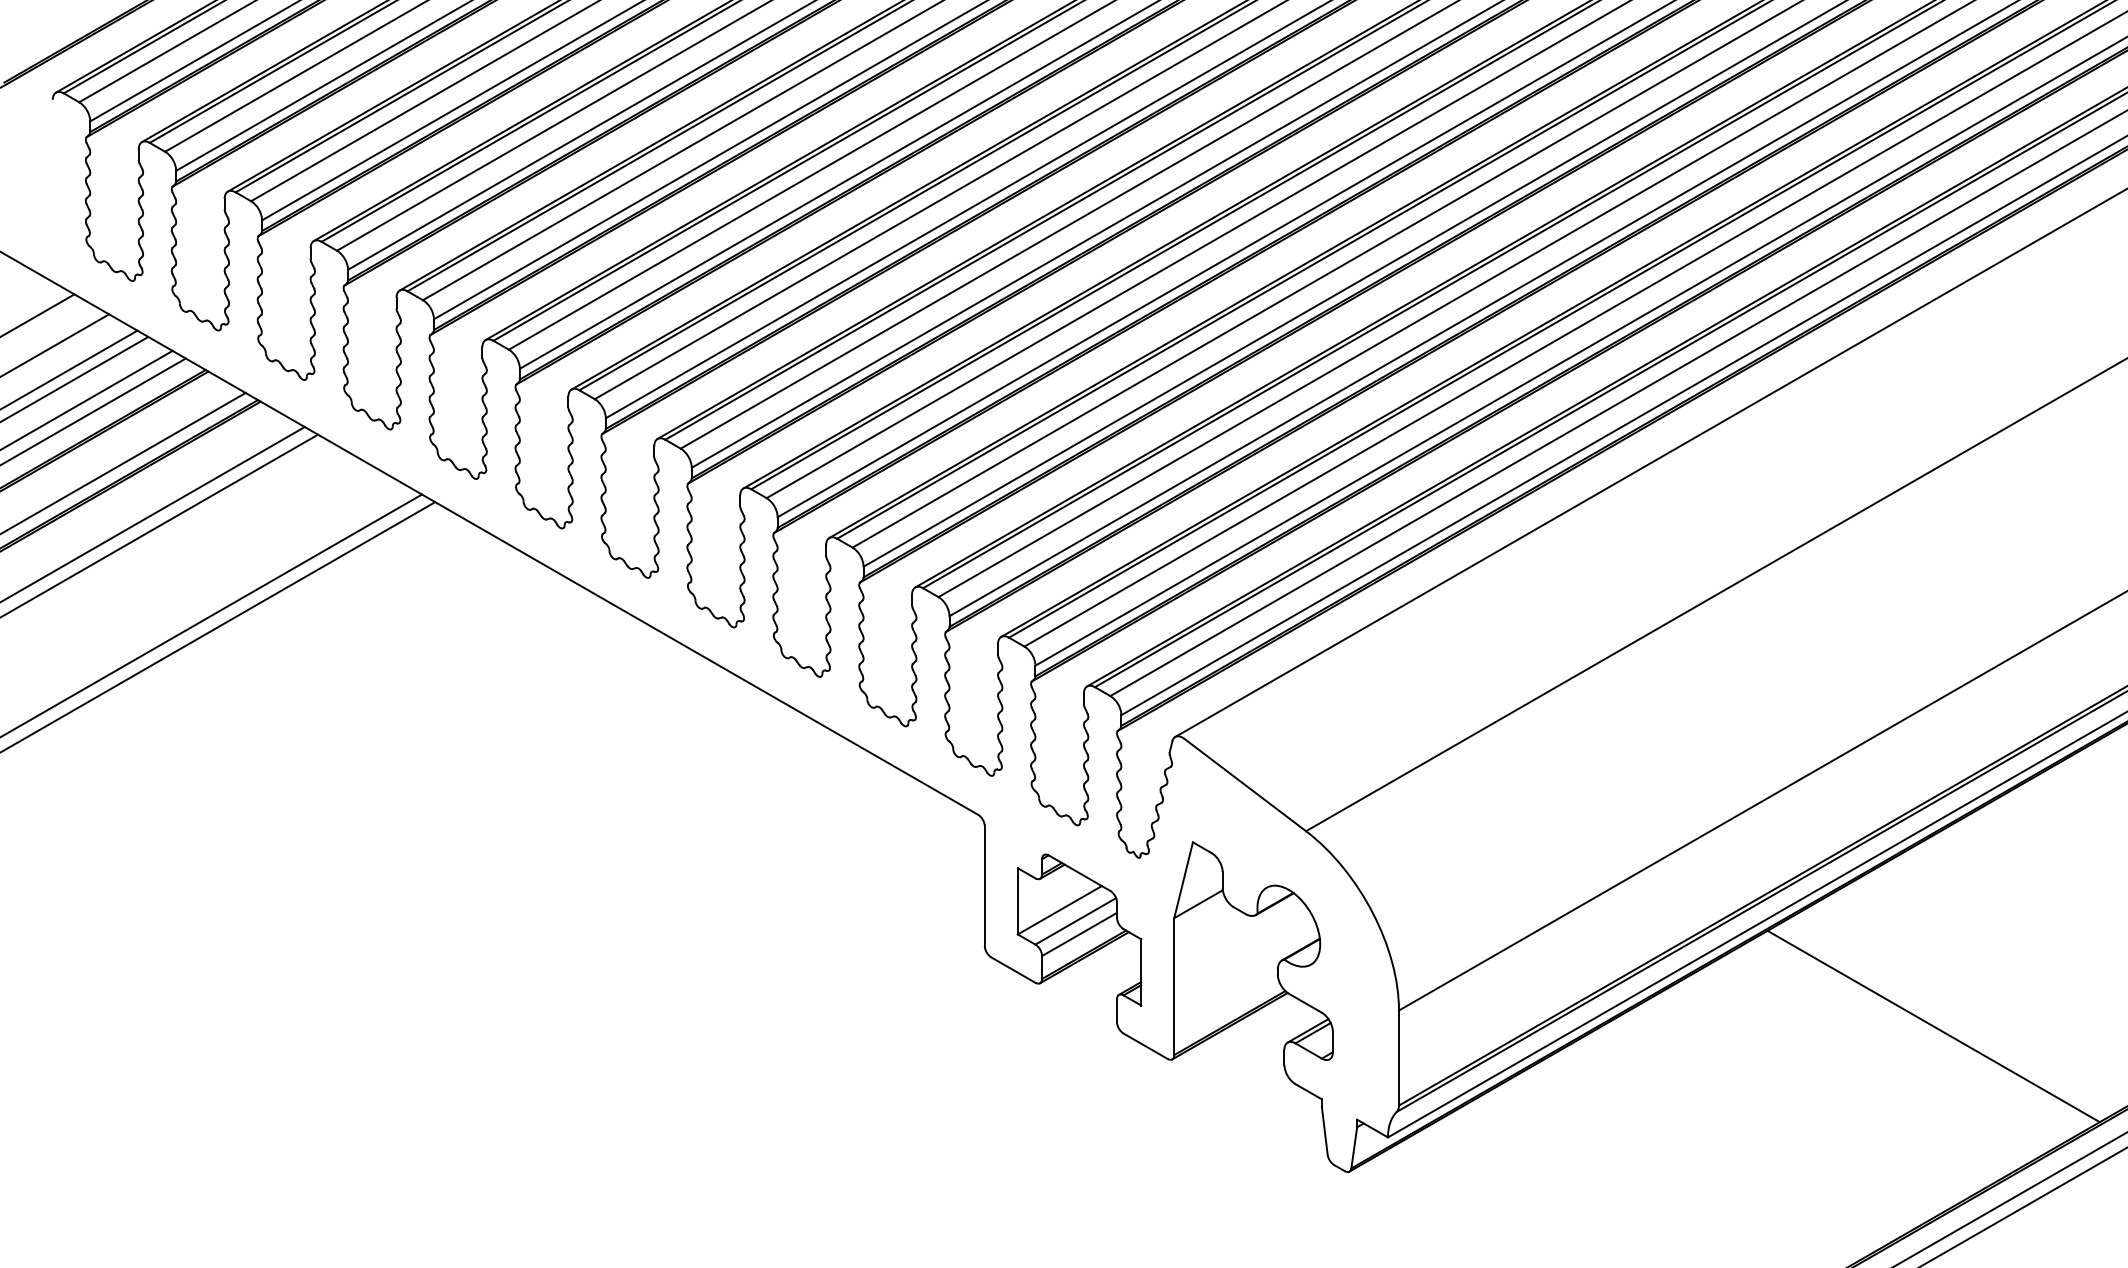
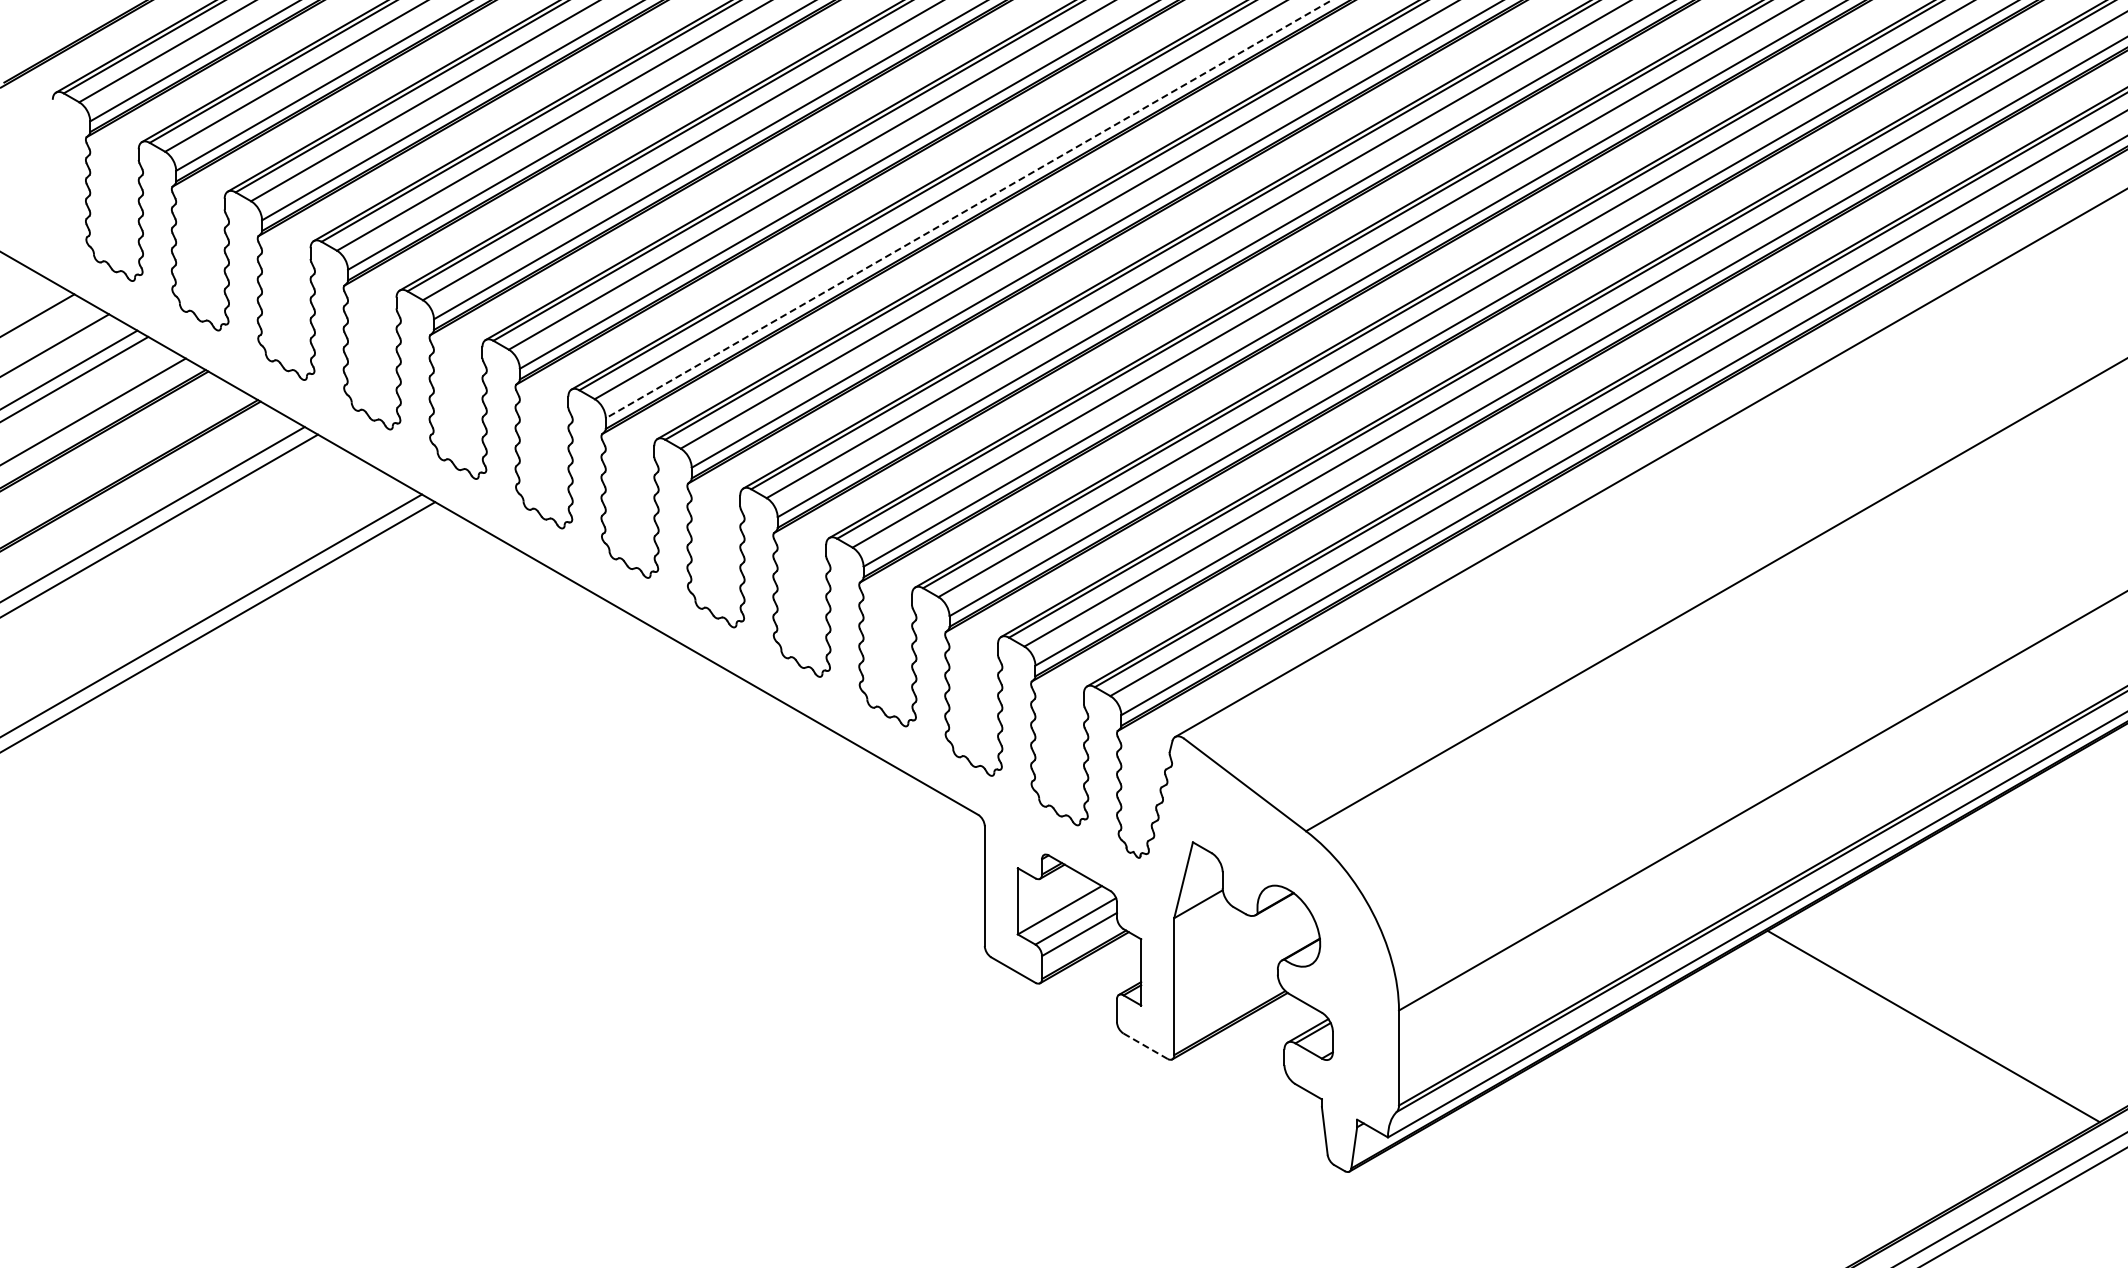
line: solid -> dashed (968, 209)
line: present -> none (87, 399)
line: present -> none (123, 462)
line: solid -> dashed (1146, 1046)
